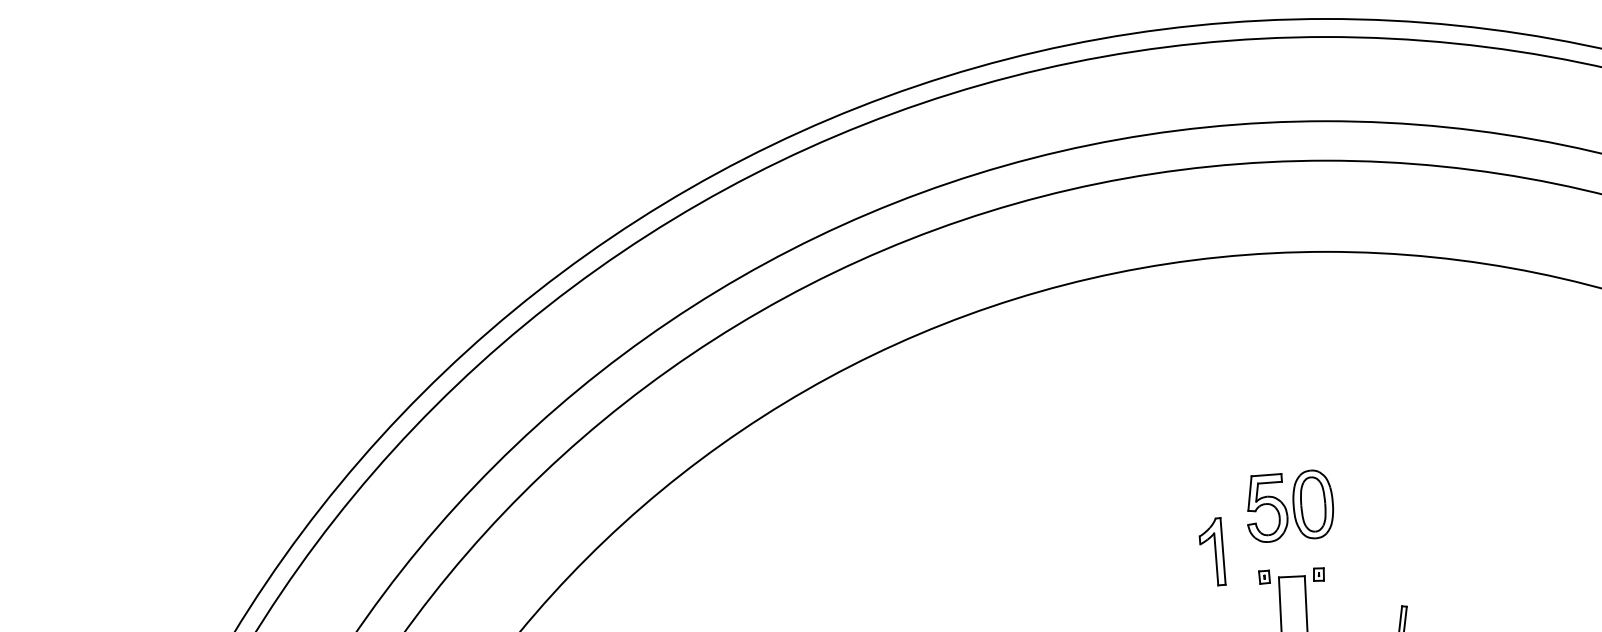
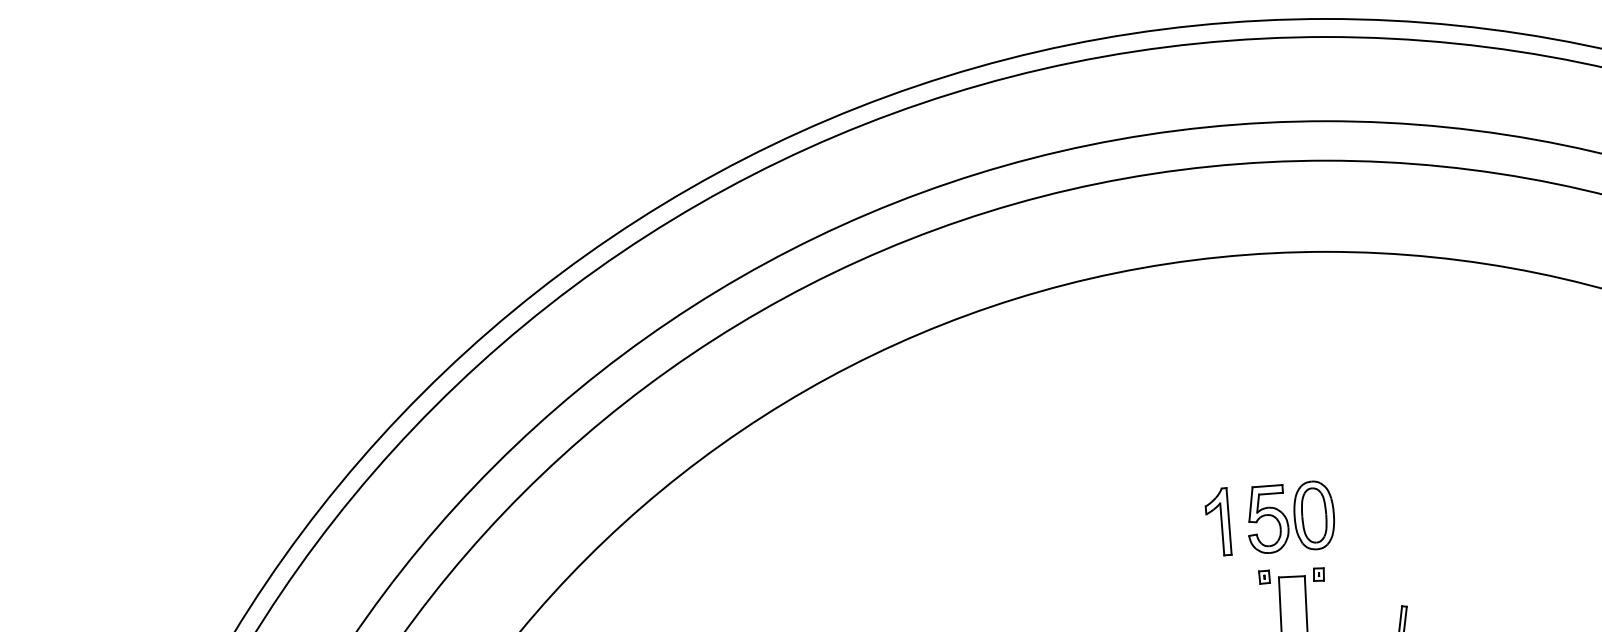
part position: (1290, 505) -> (1291, 516) (1291, 516)
part position: (1212, 551) -> (1218, 521) (1218, 521)
